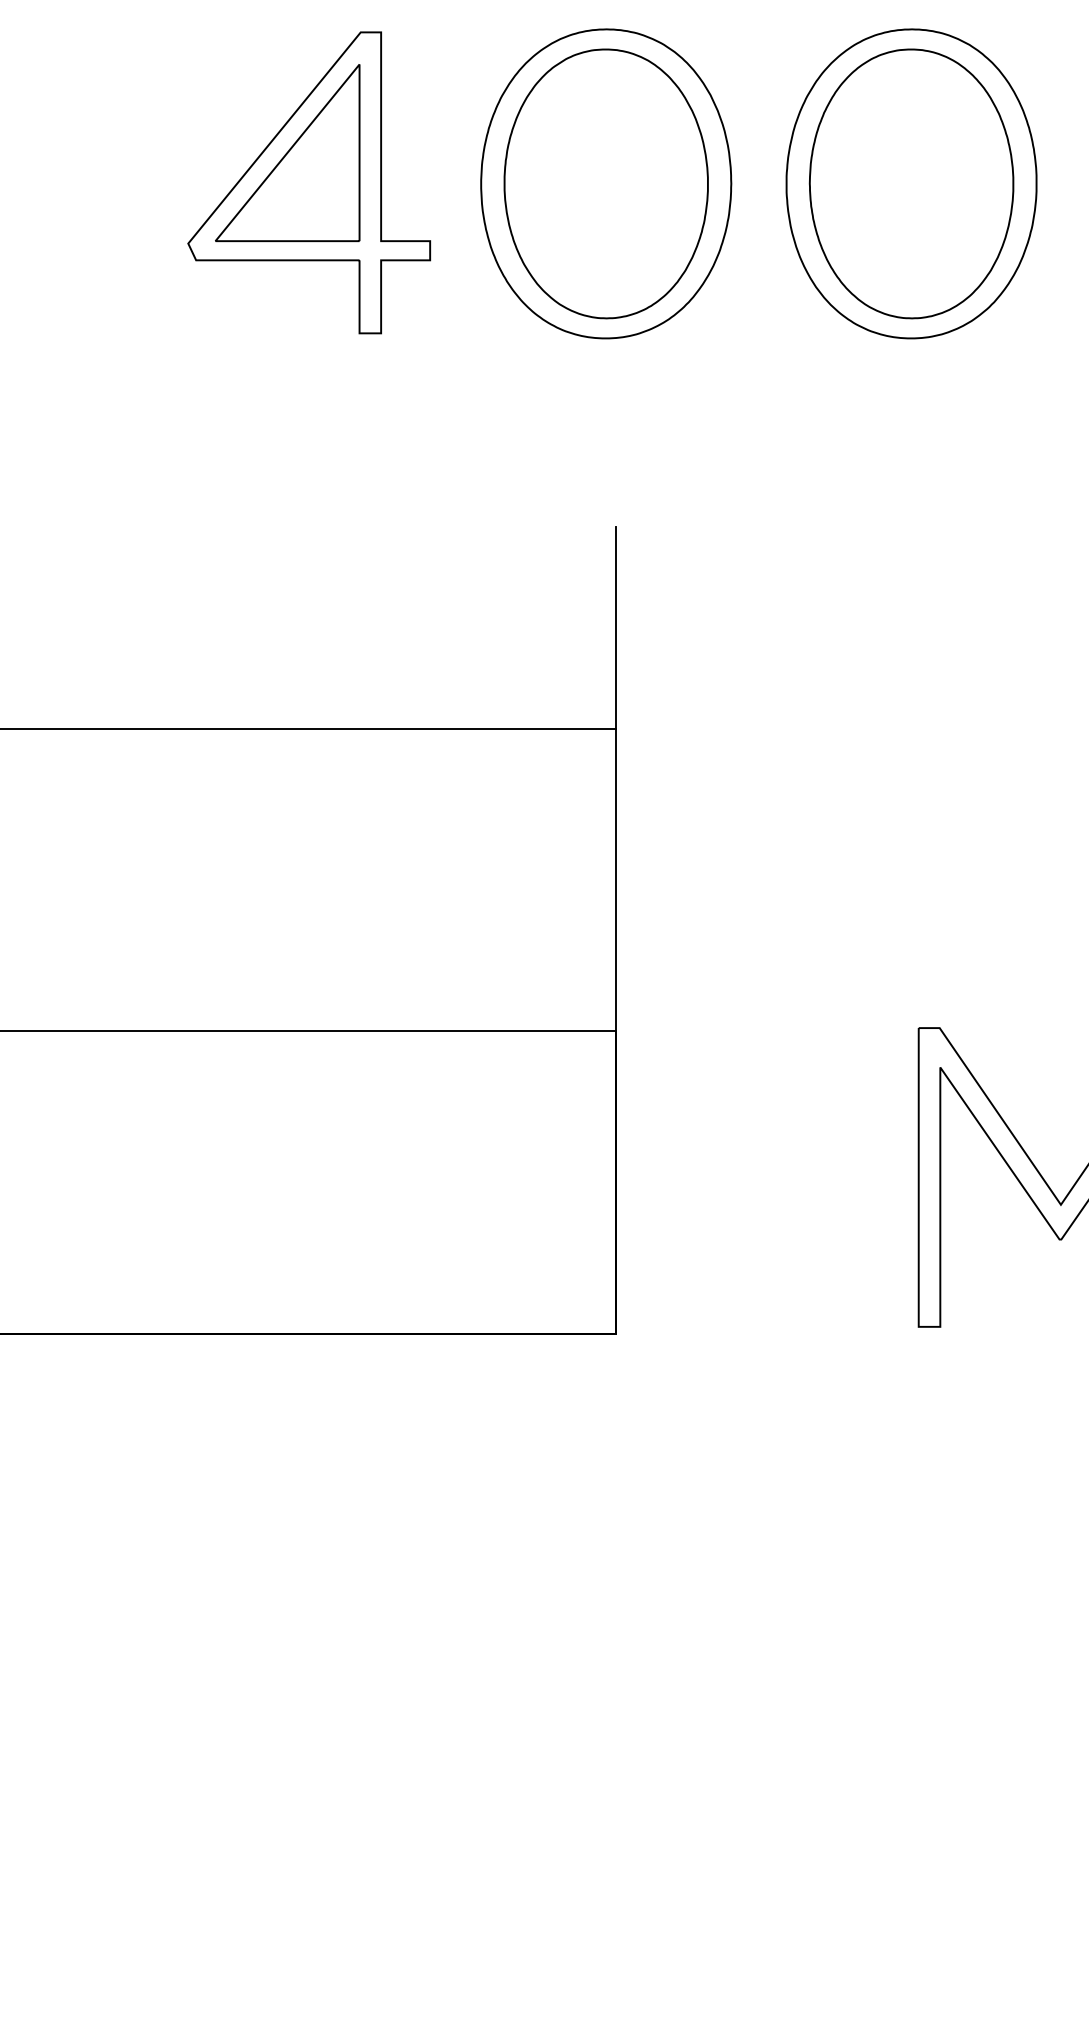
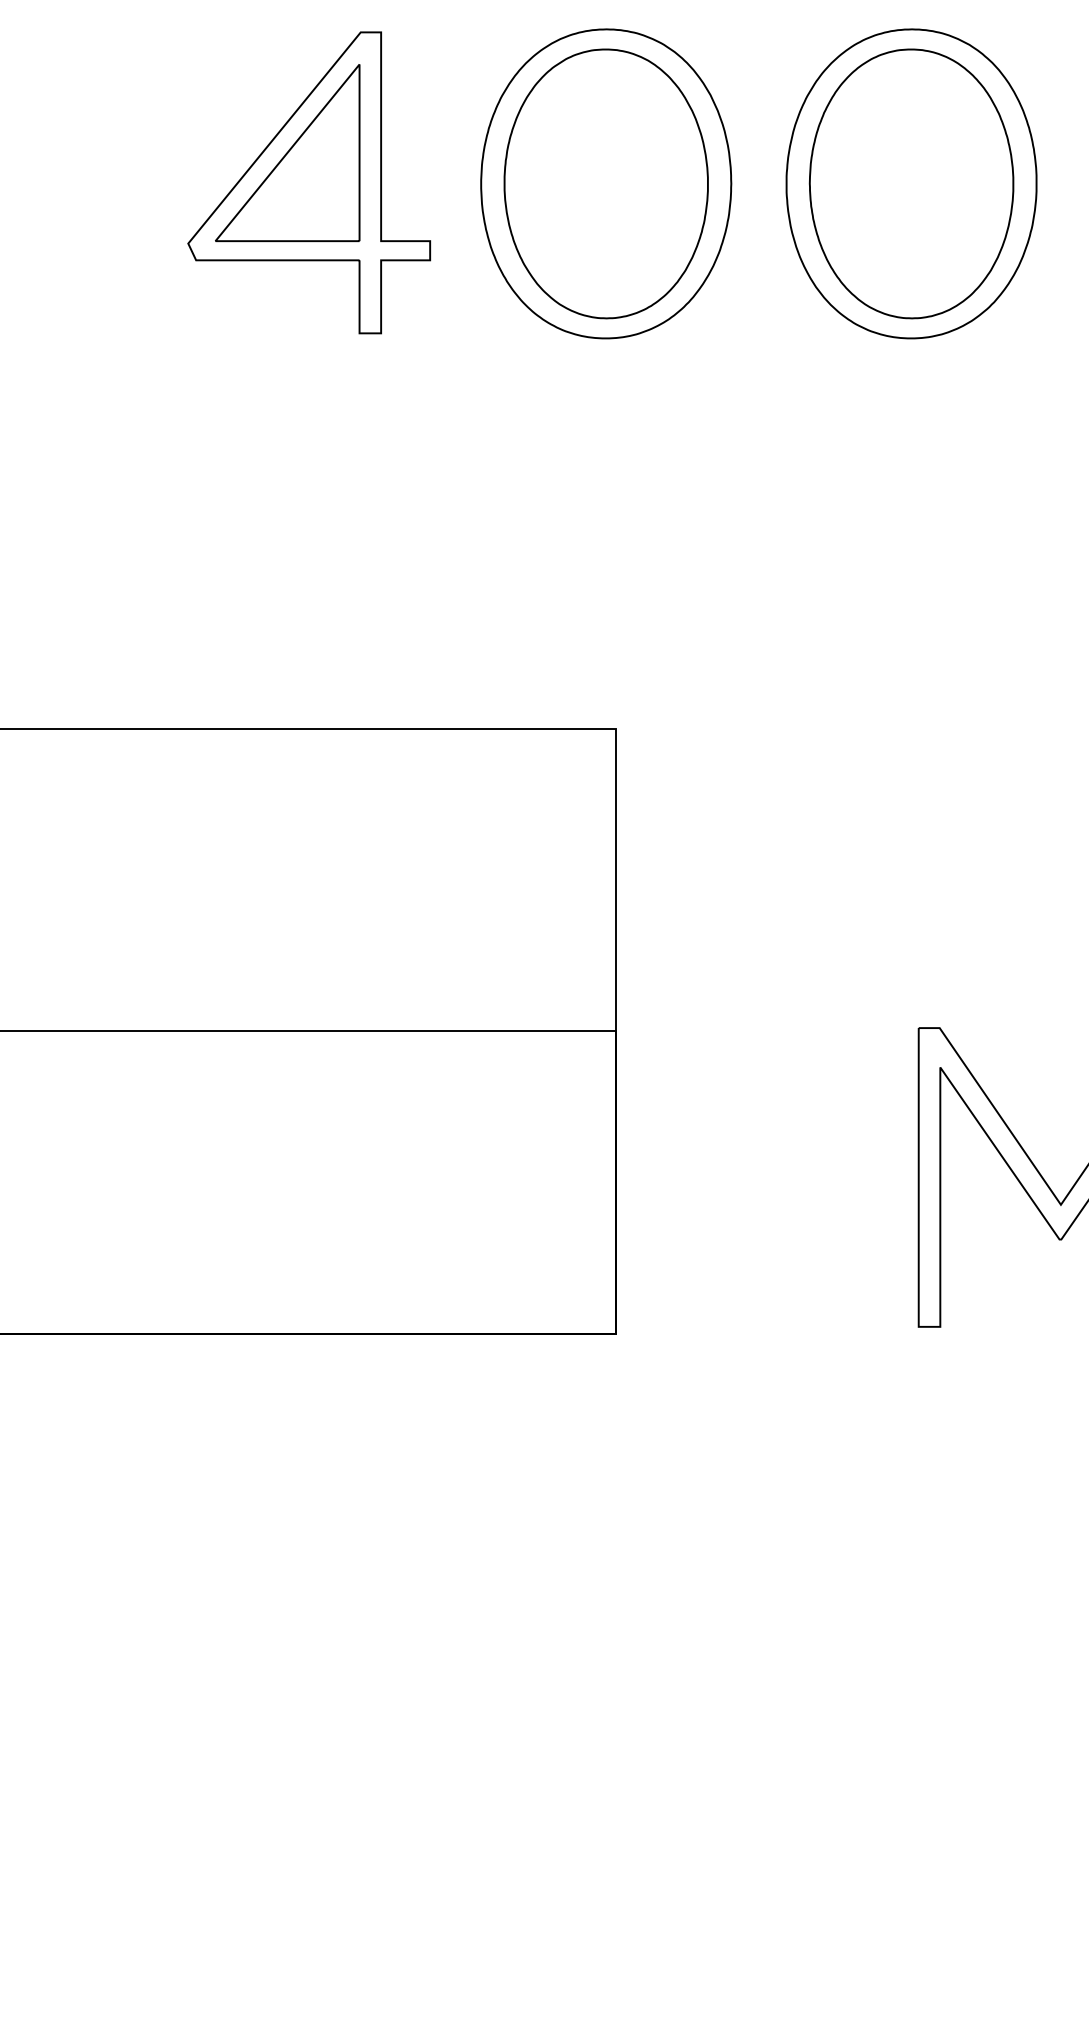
line: present -> none (615, 627)
